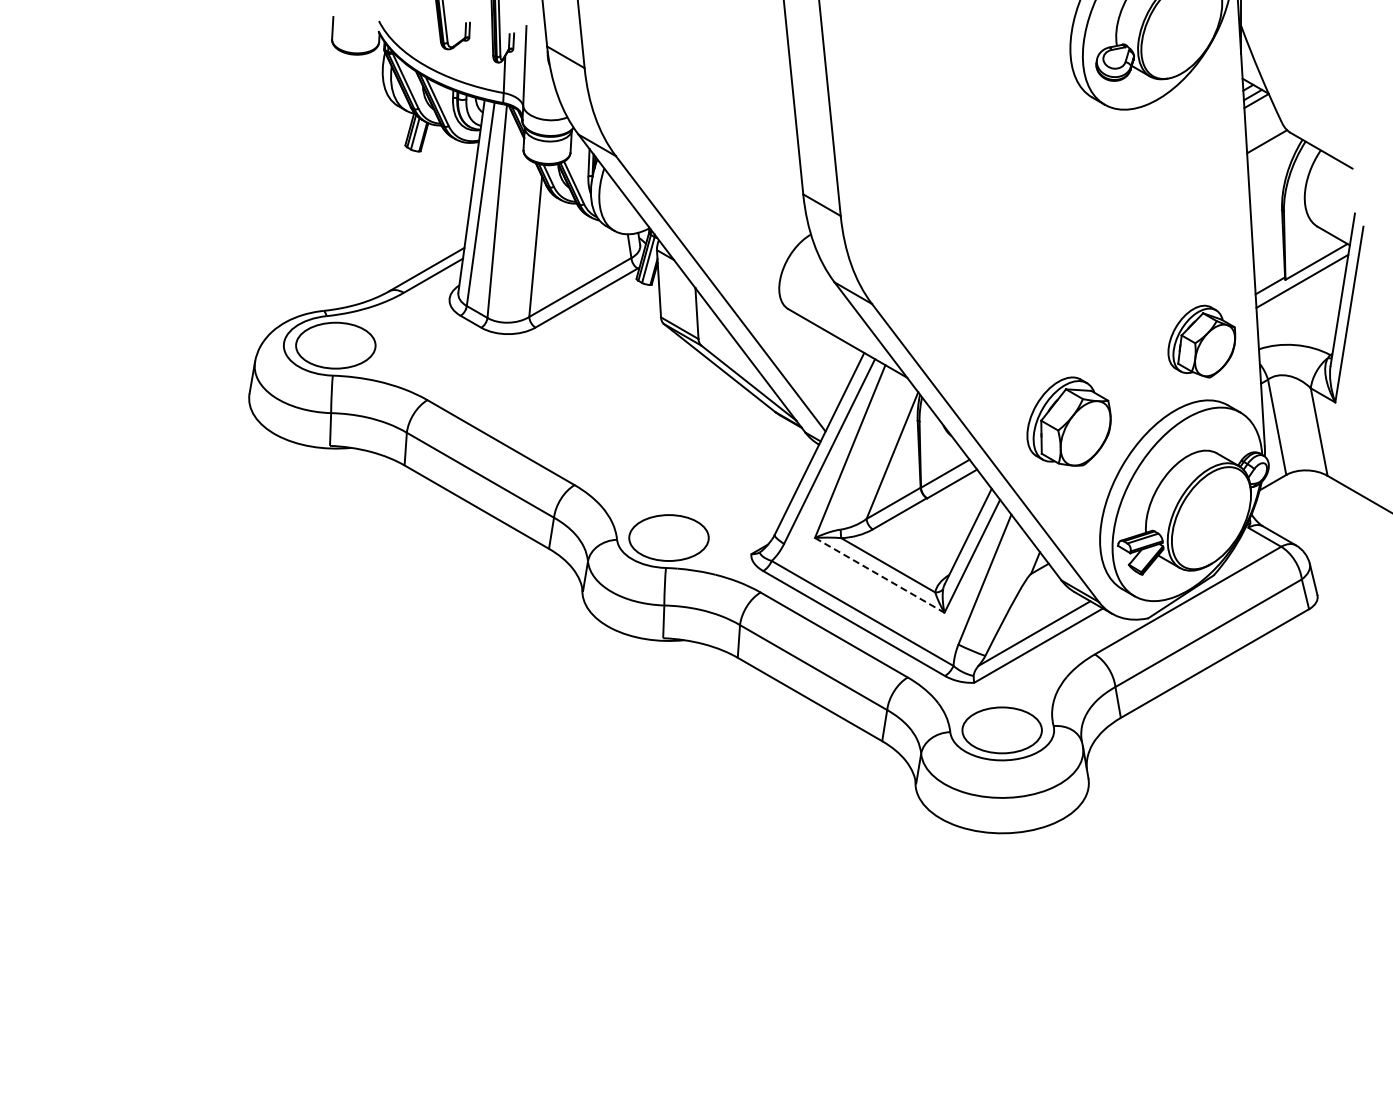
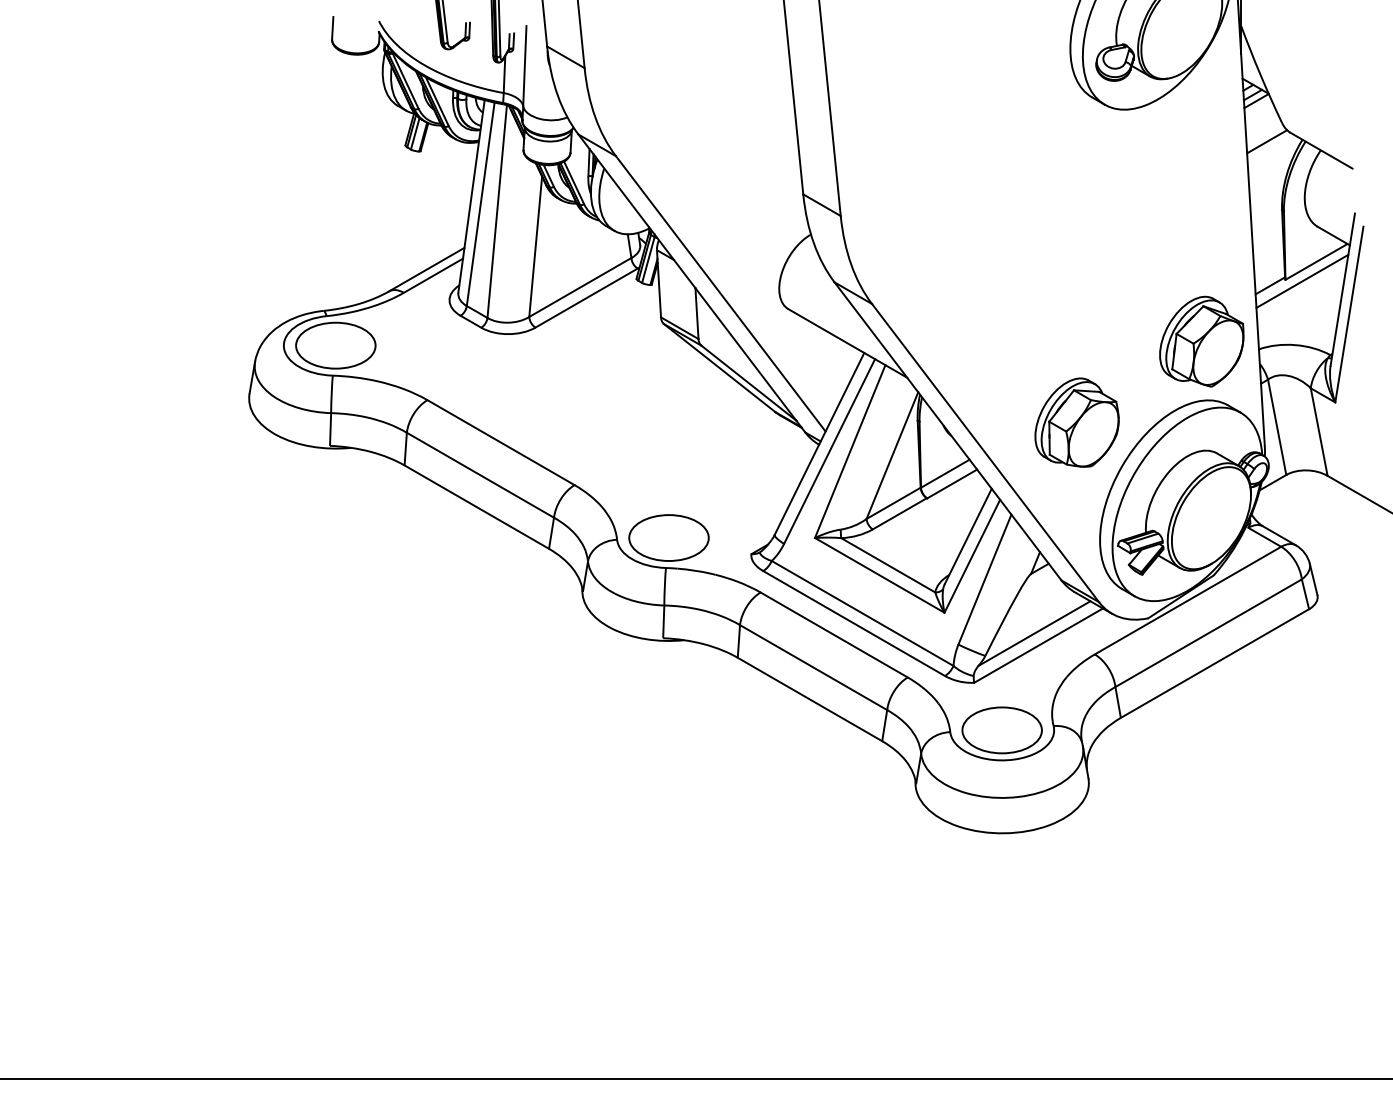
part size: 70x75 px -> 86x93 px (1201, 341)
part position: (1068, 421) -> (1076, 422) (1076, 422)
line: dashed -> solid (879, 575)
line: none -> present (695, 1078)
